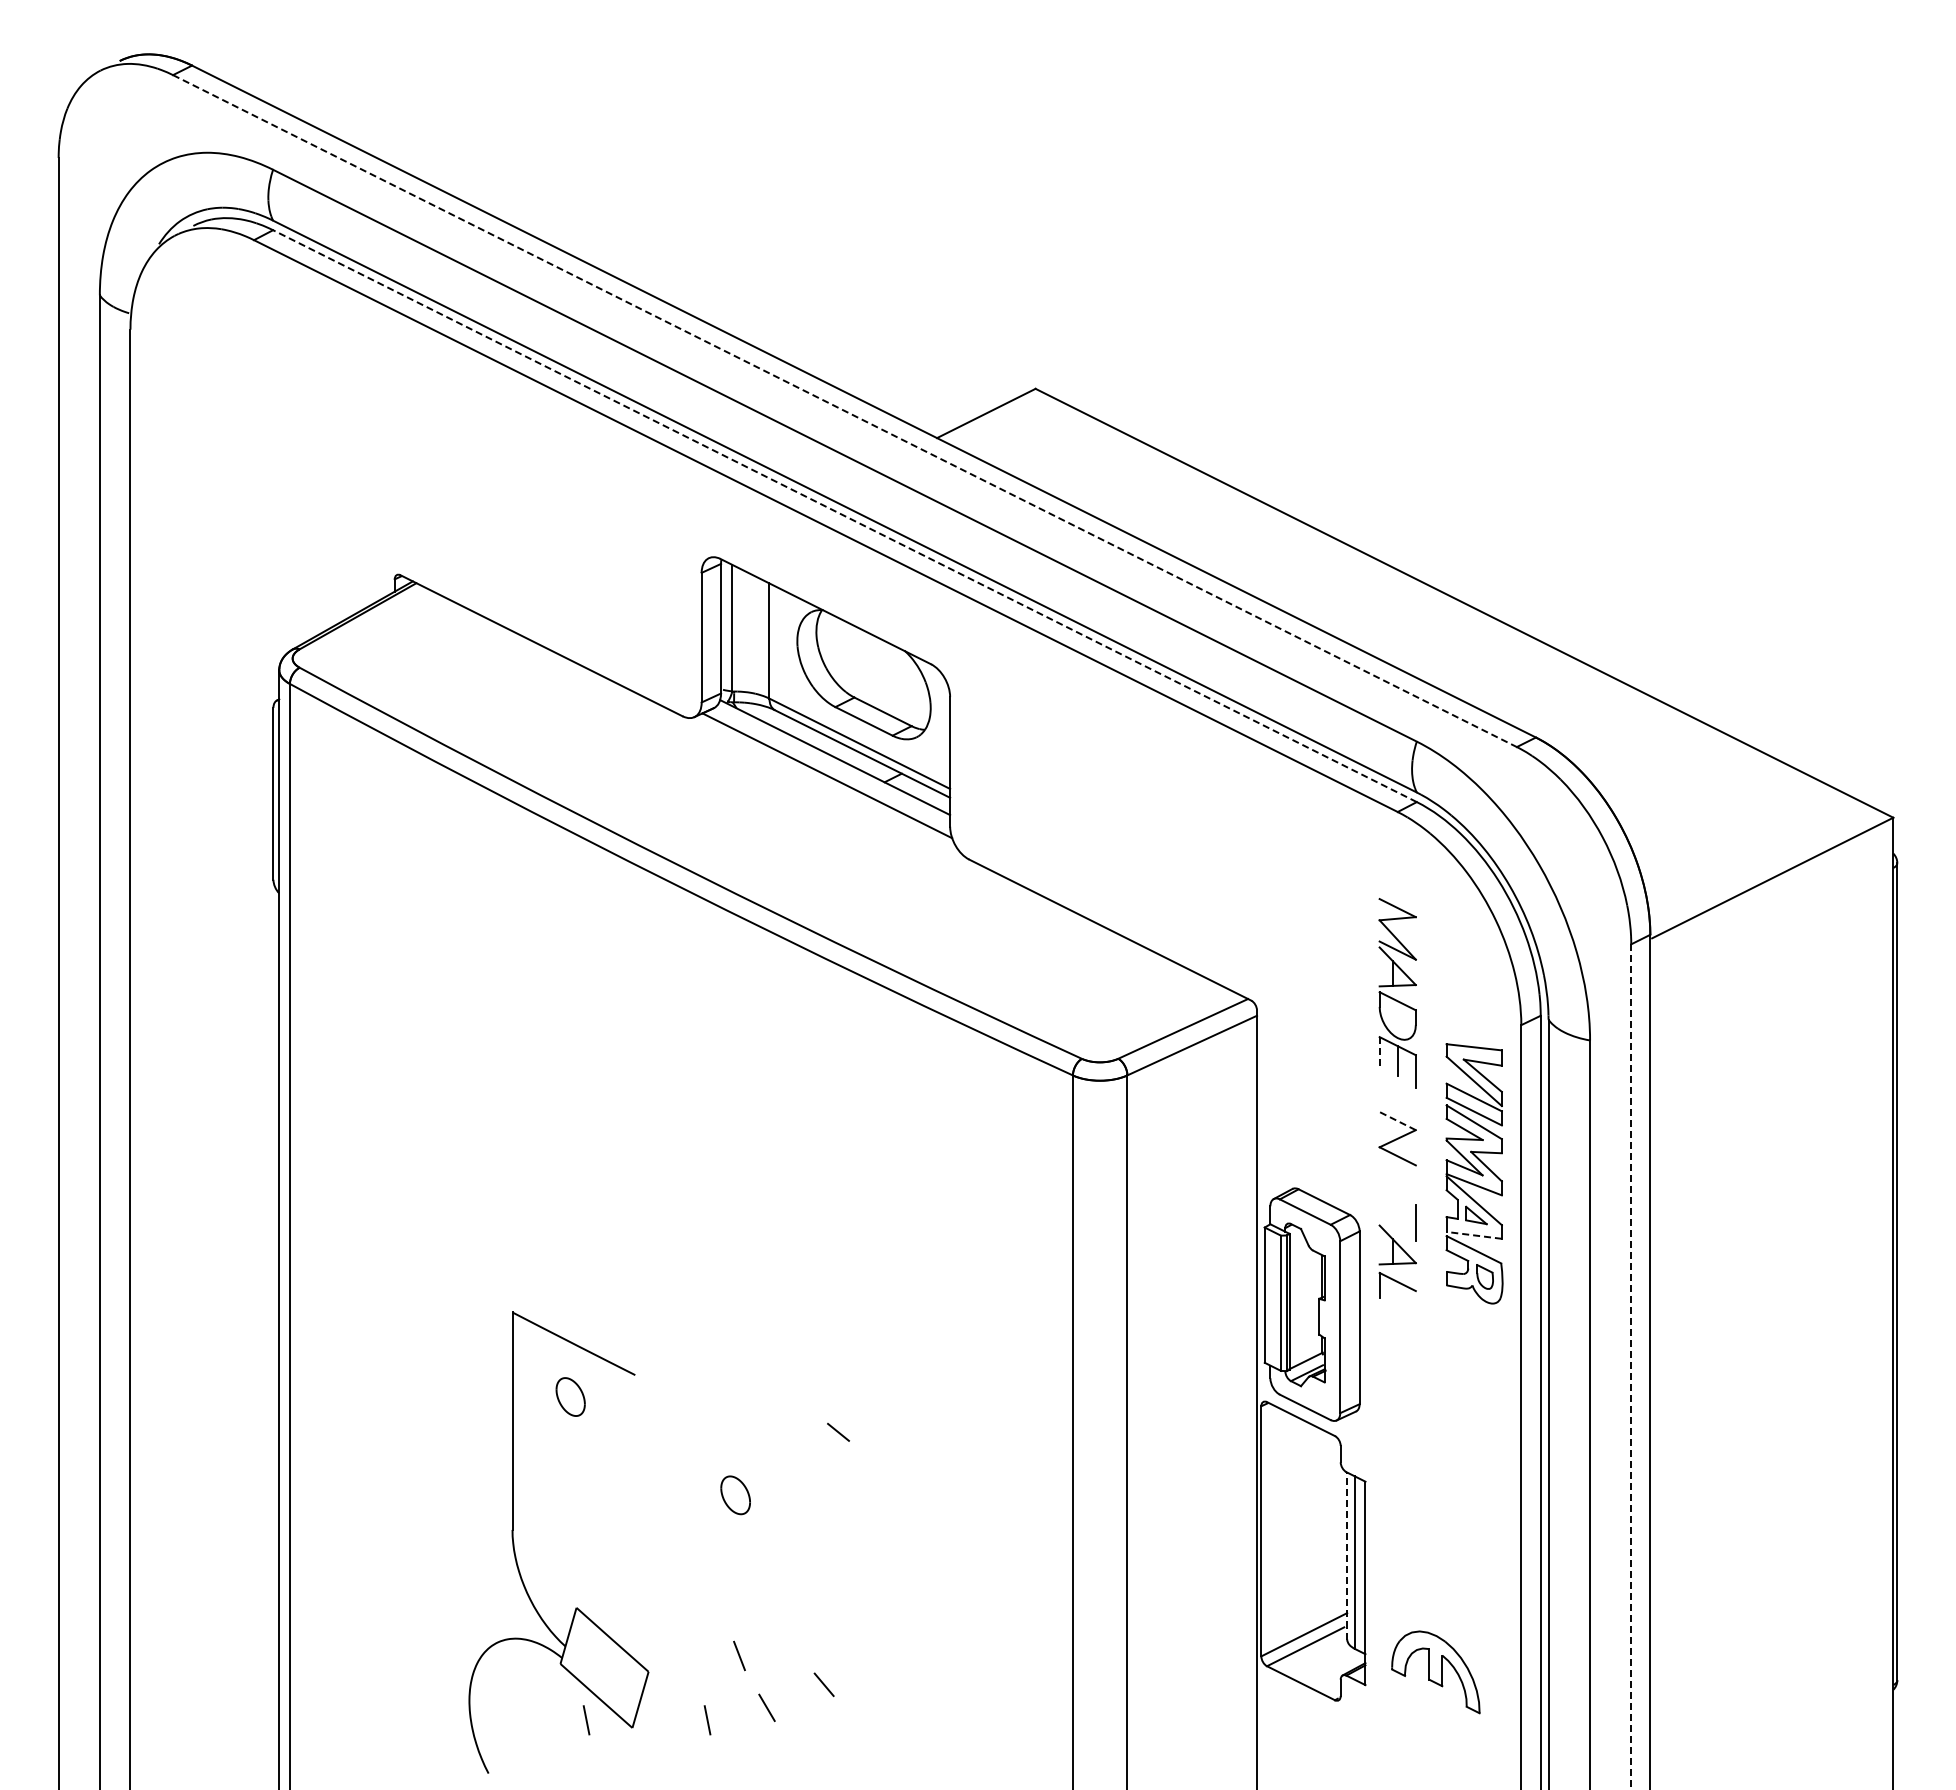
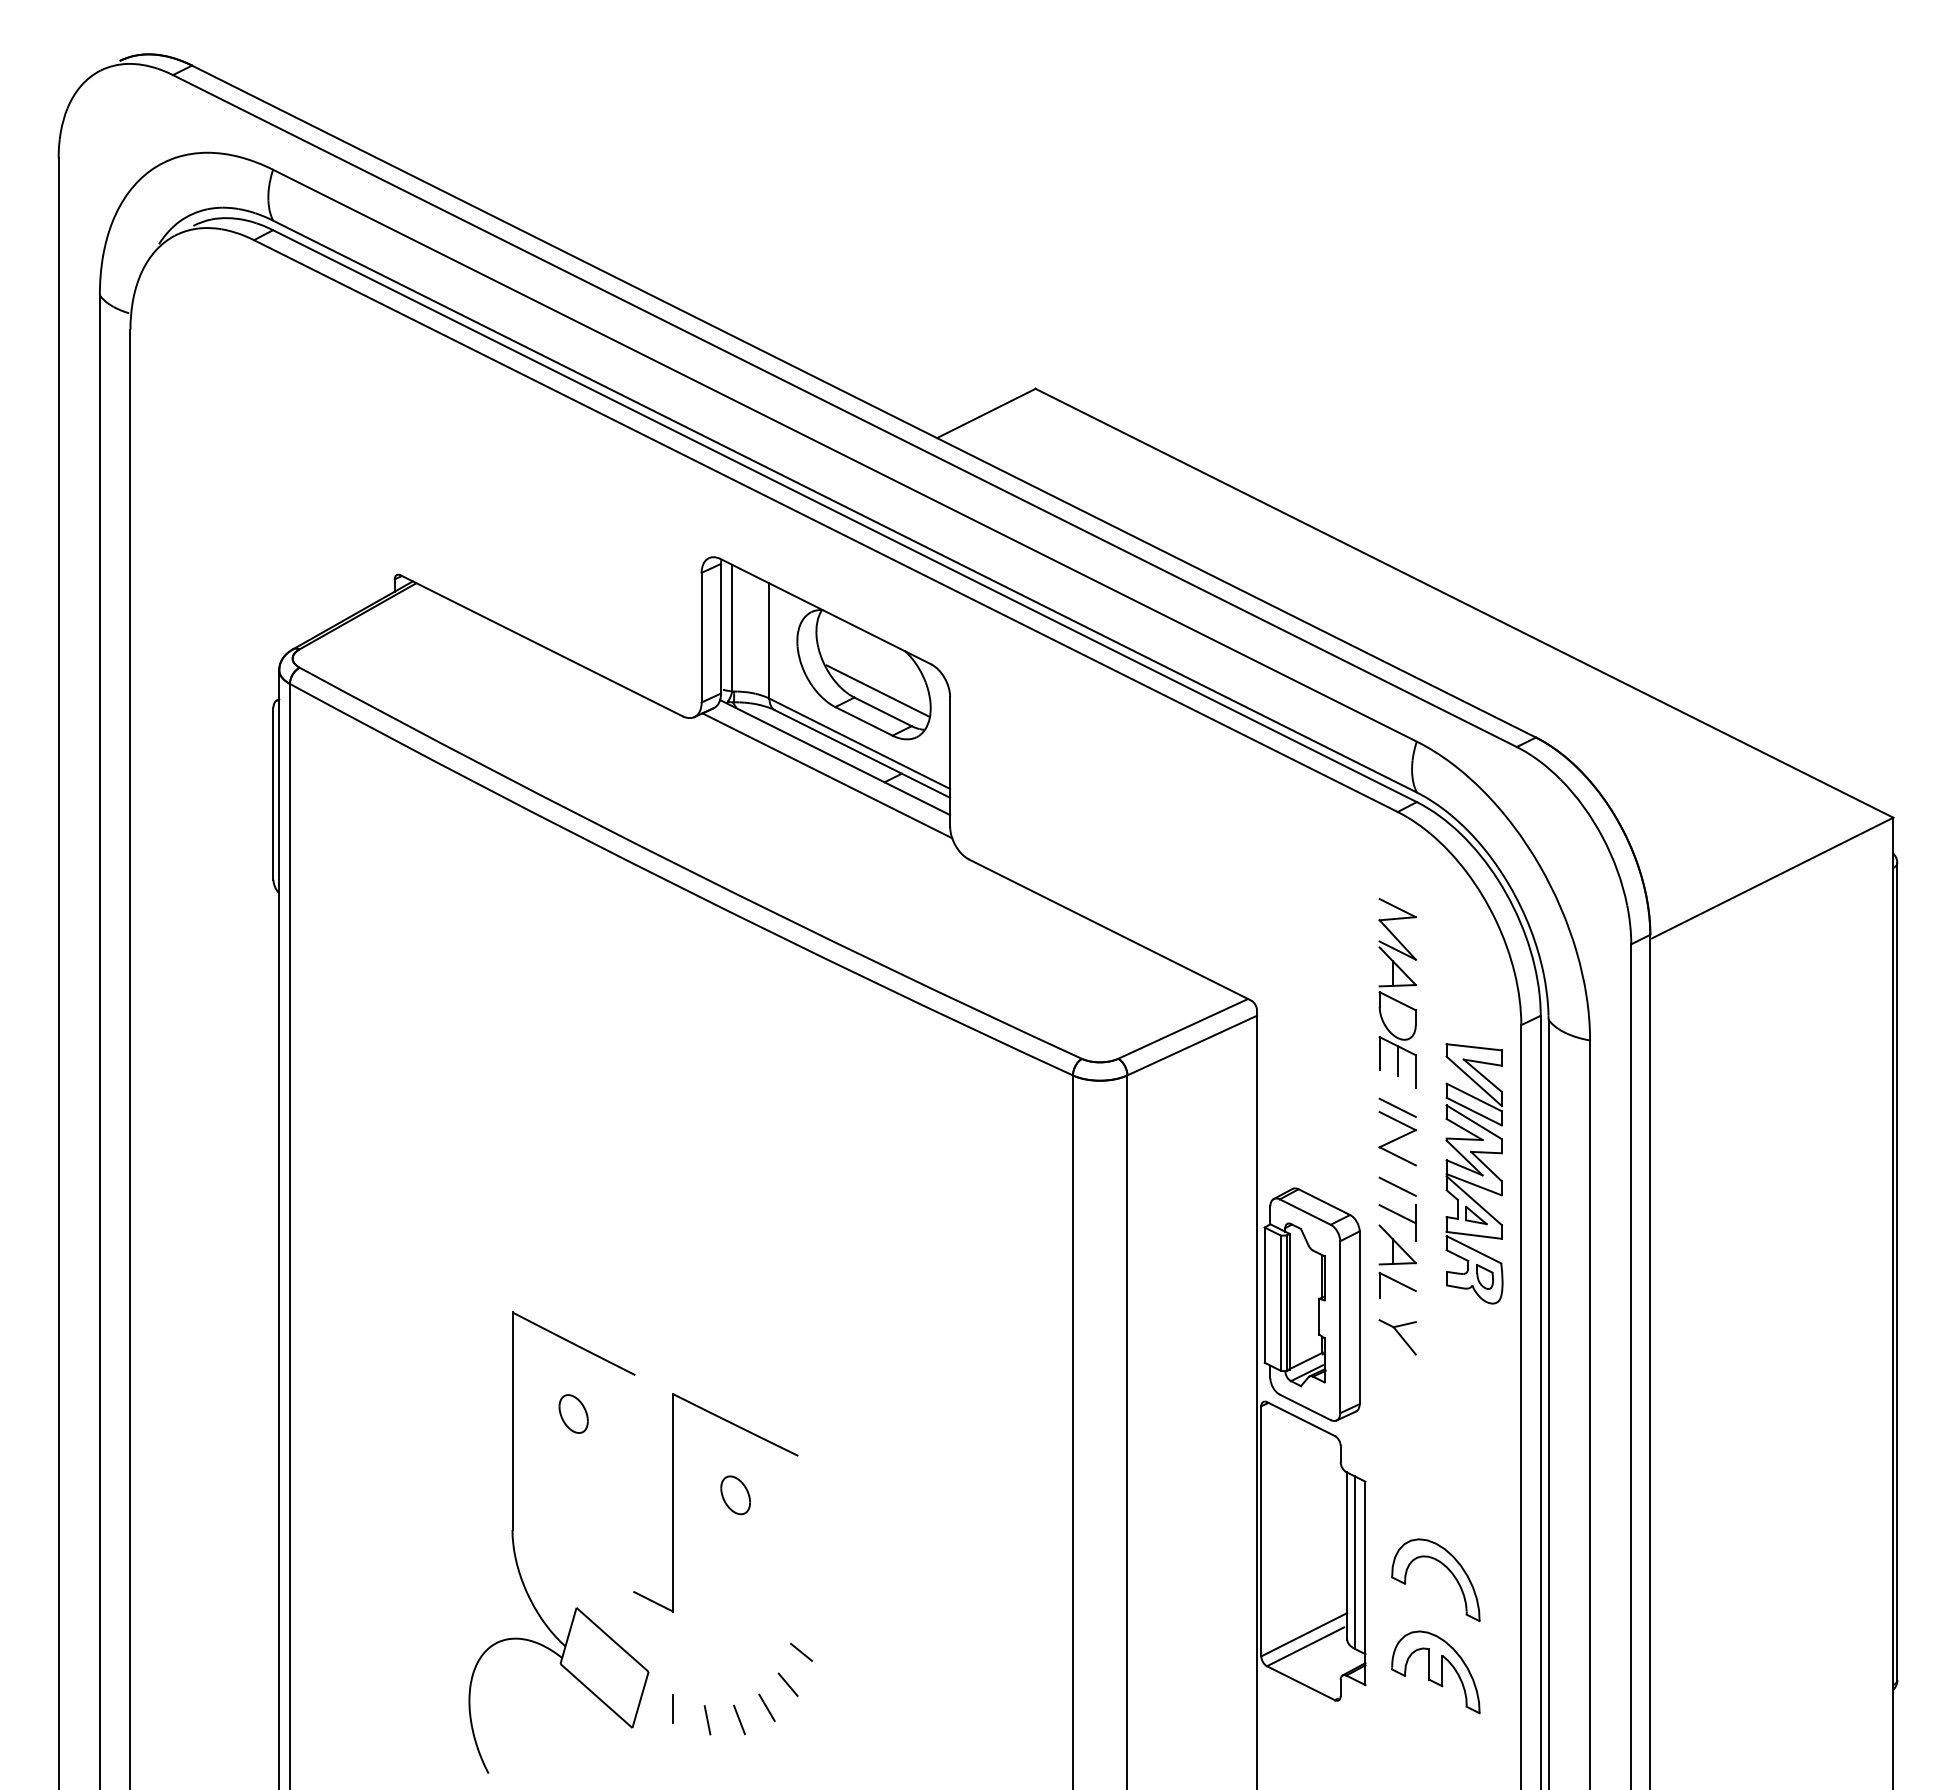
line: dashed -> solid (845, 411)
line: dashed -> solid (844, 515)
line: none -> present (877, 690)
line: dashed -> solid (1379, 1053)
line: none -> present (1397, 1107)
line: dashed -> solid (1397, 1120)
line: none -> present (1397, 1186)
line: none -> present (1397, 1214)
line: dashed -> solid (1474, 1235)
part: none -> present (1397, 1337)
line: dashed -> solid (1631, 1367)
part position: (570, 1396) -> (573, 1413) (573, 1413)
line position: (838, 1432) -> (801, 1652) (801, 1652)
part: none -> present (673, 1502)
line: dashed -> solid (1347, 1555)
part: none -> present (1446, 1568)
line position: (739, 1655) -> (739, 1719) (739, 1719)
line position: (823, 1684) -> (787, 1684) (787, 1684)
line: none -> present (673, 1708)
line: present -> none (586, 1720)
